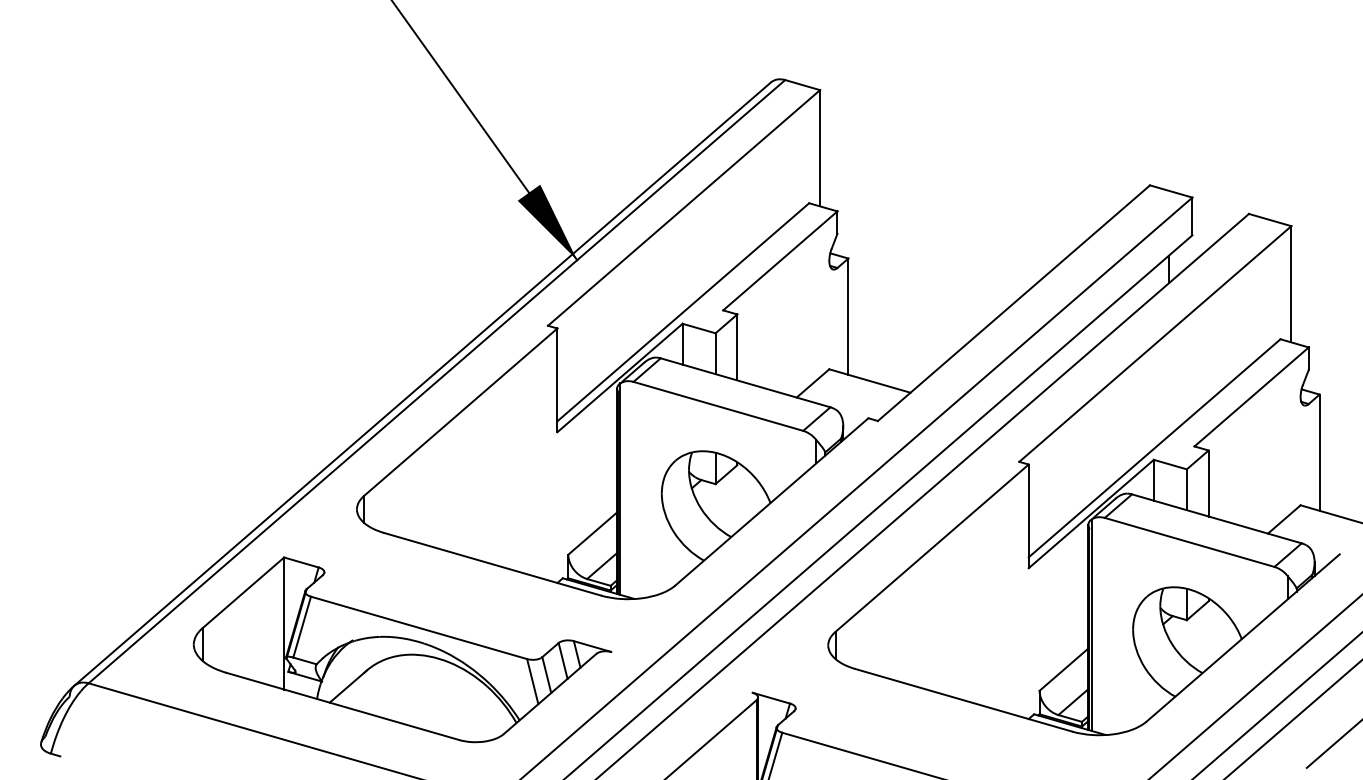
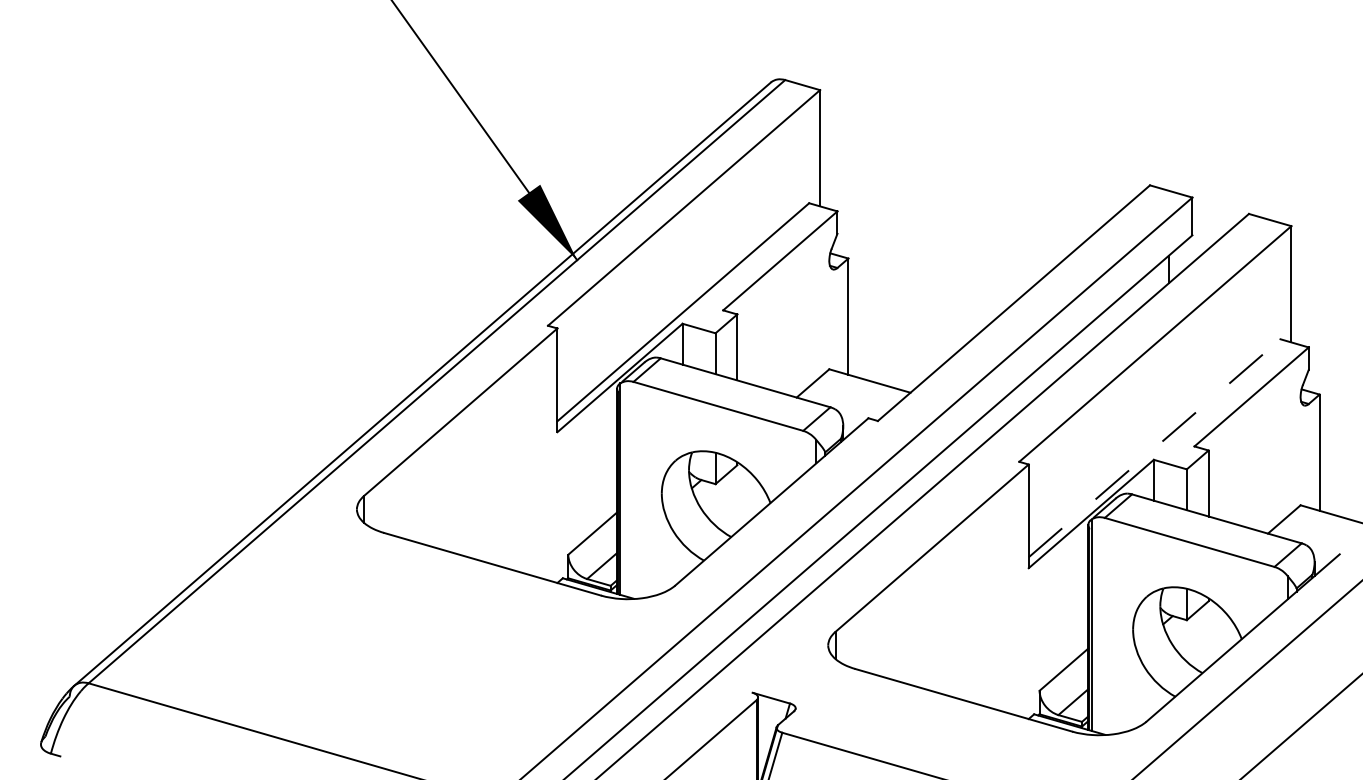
line: solid -> dashed (1154, 448)
part: present -> none (402, 649)
line position: (1255, 686) -> (1247, 679) (1247, 679)
line: present -> none (1277, 705)
line position: (1293, 719) -> (1301, 726) (1301, 726)
line: present -> none (1332, 744)
